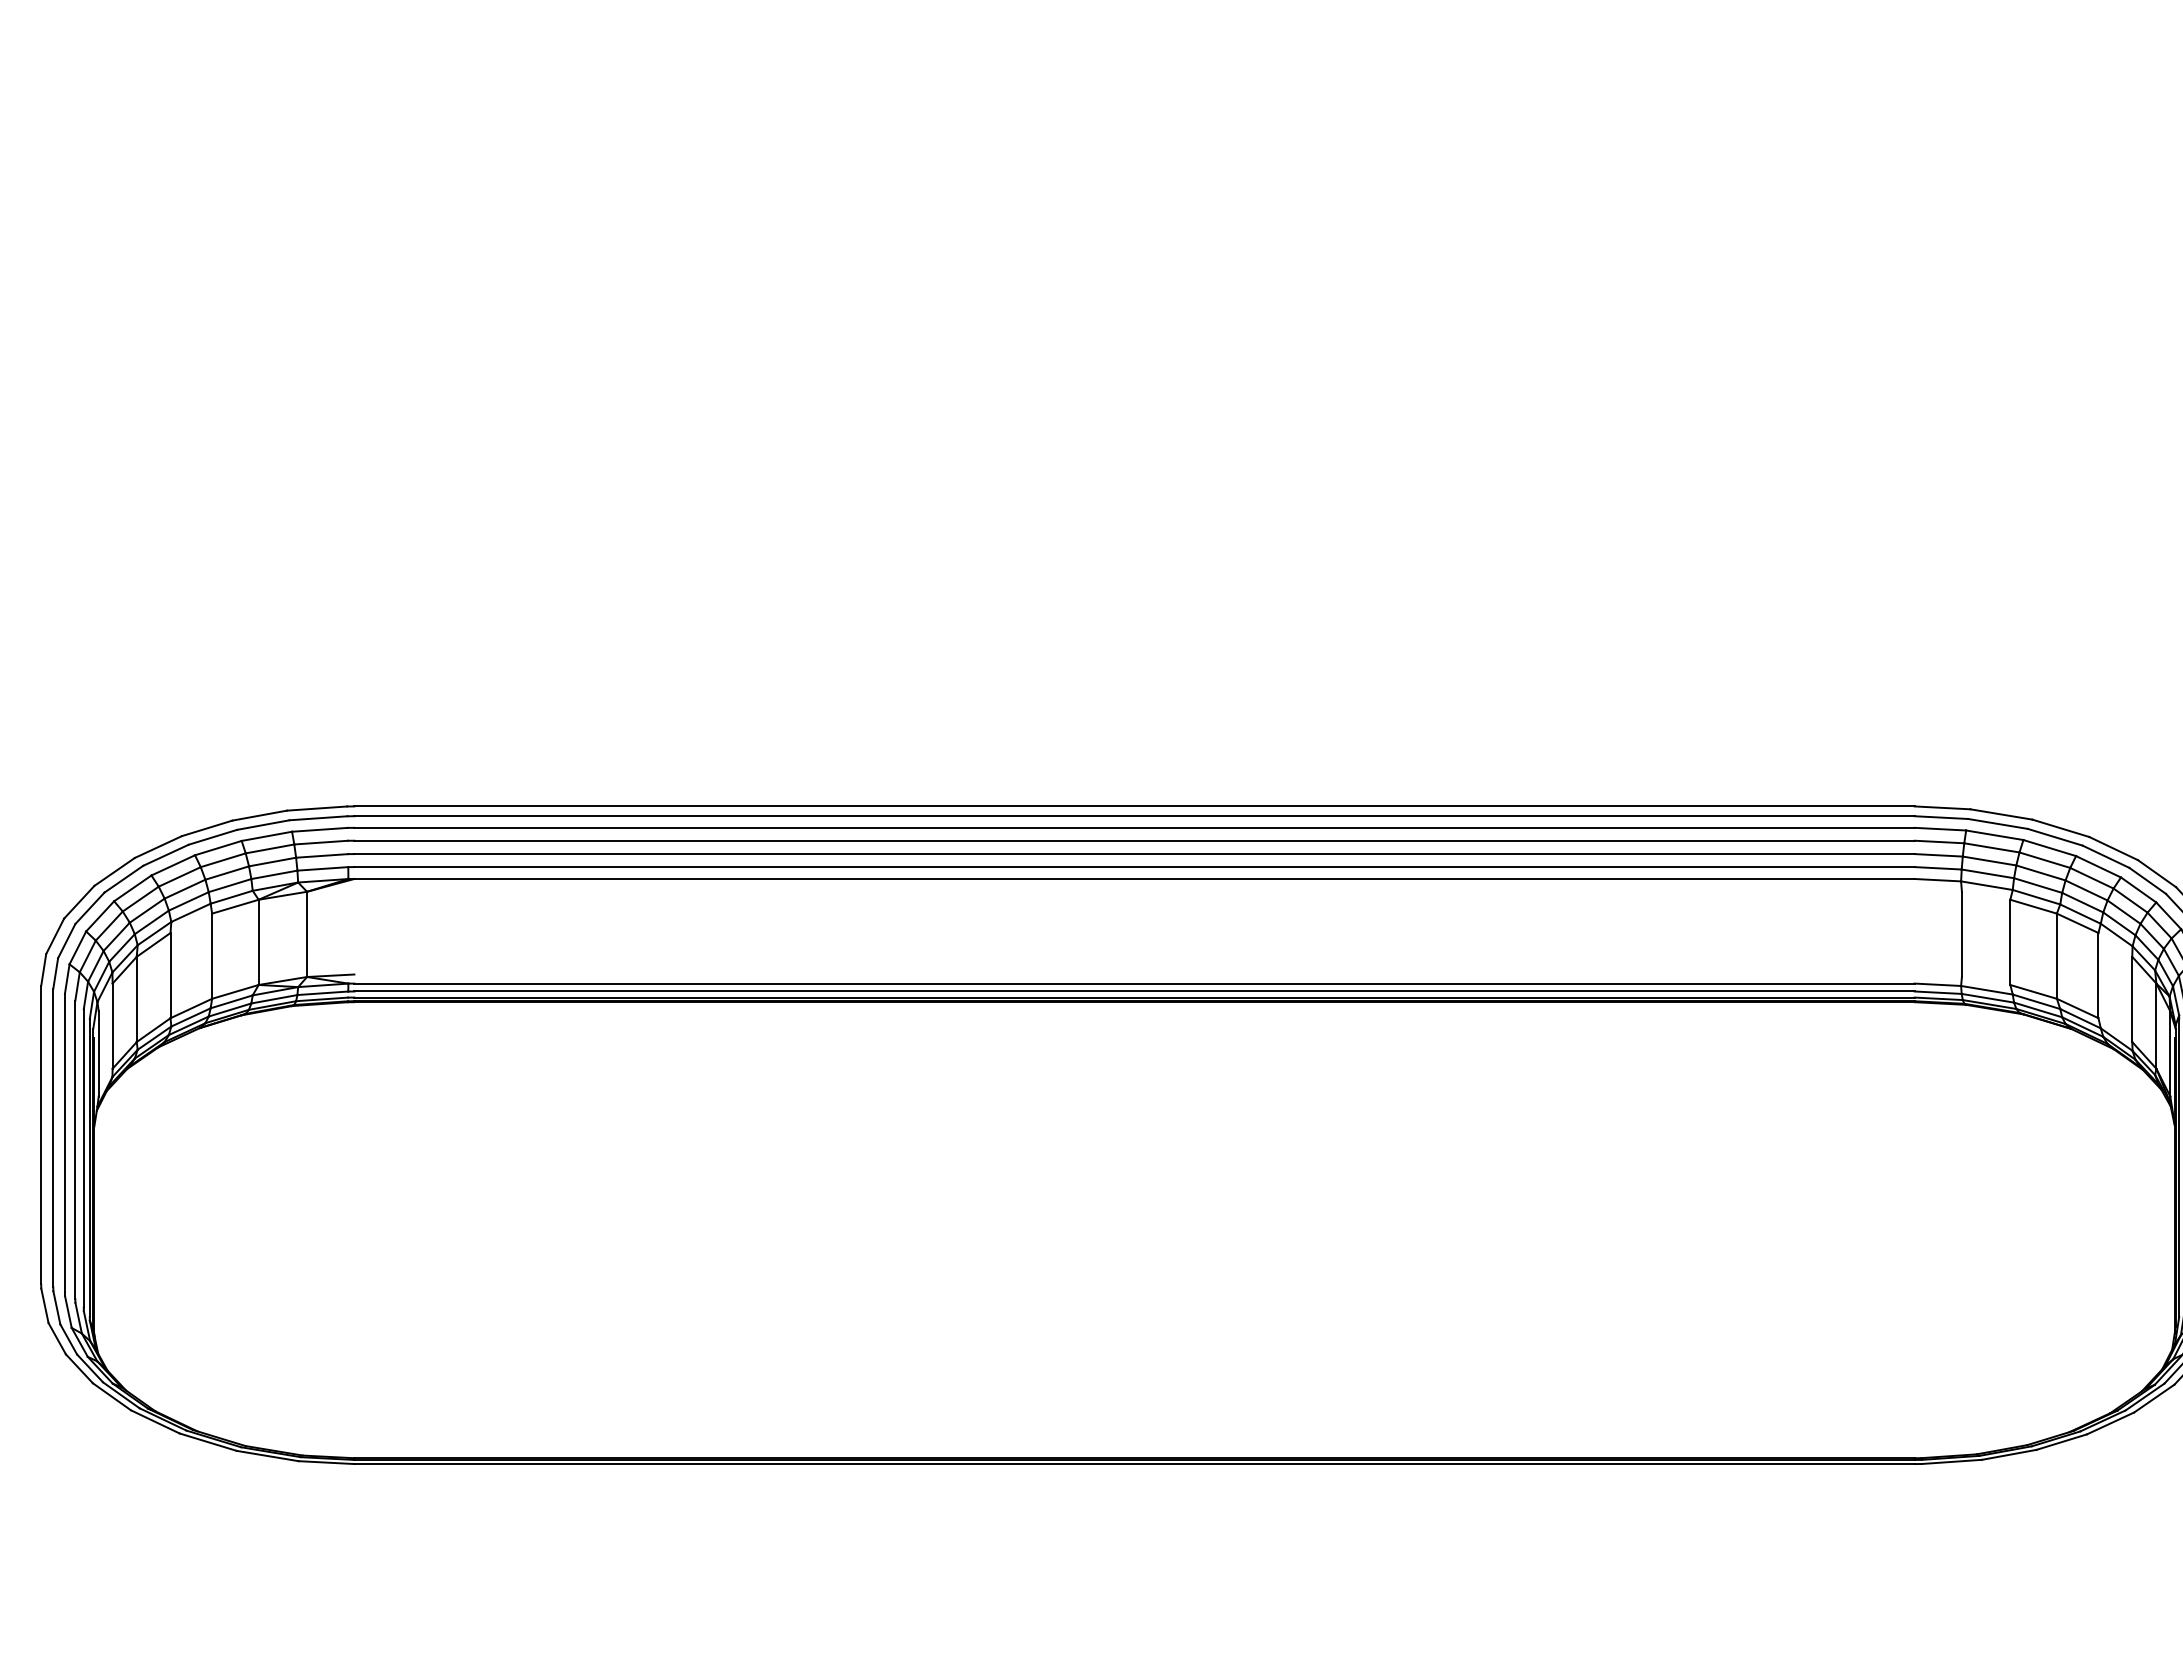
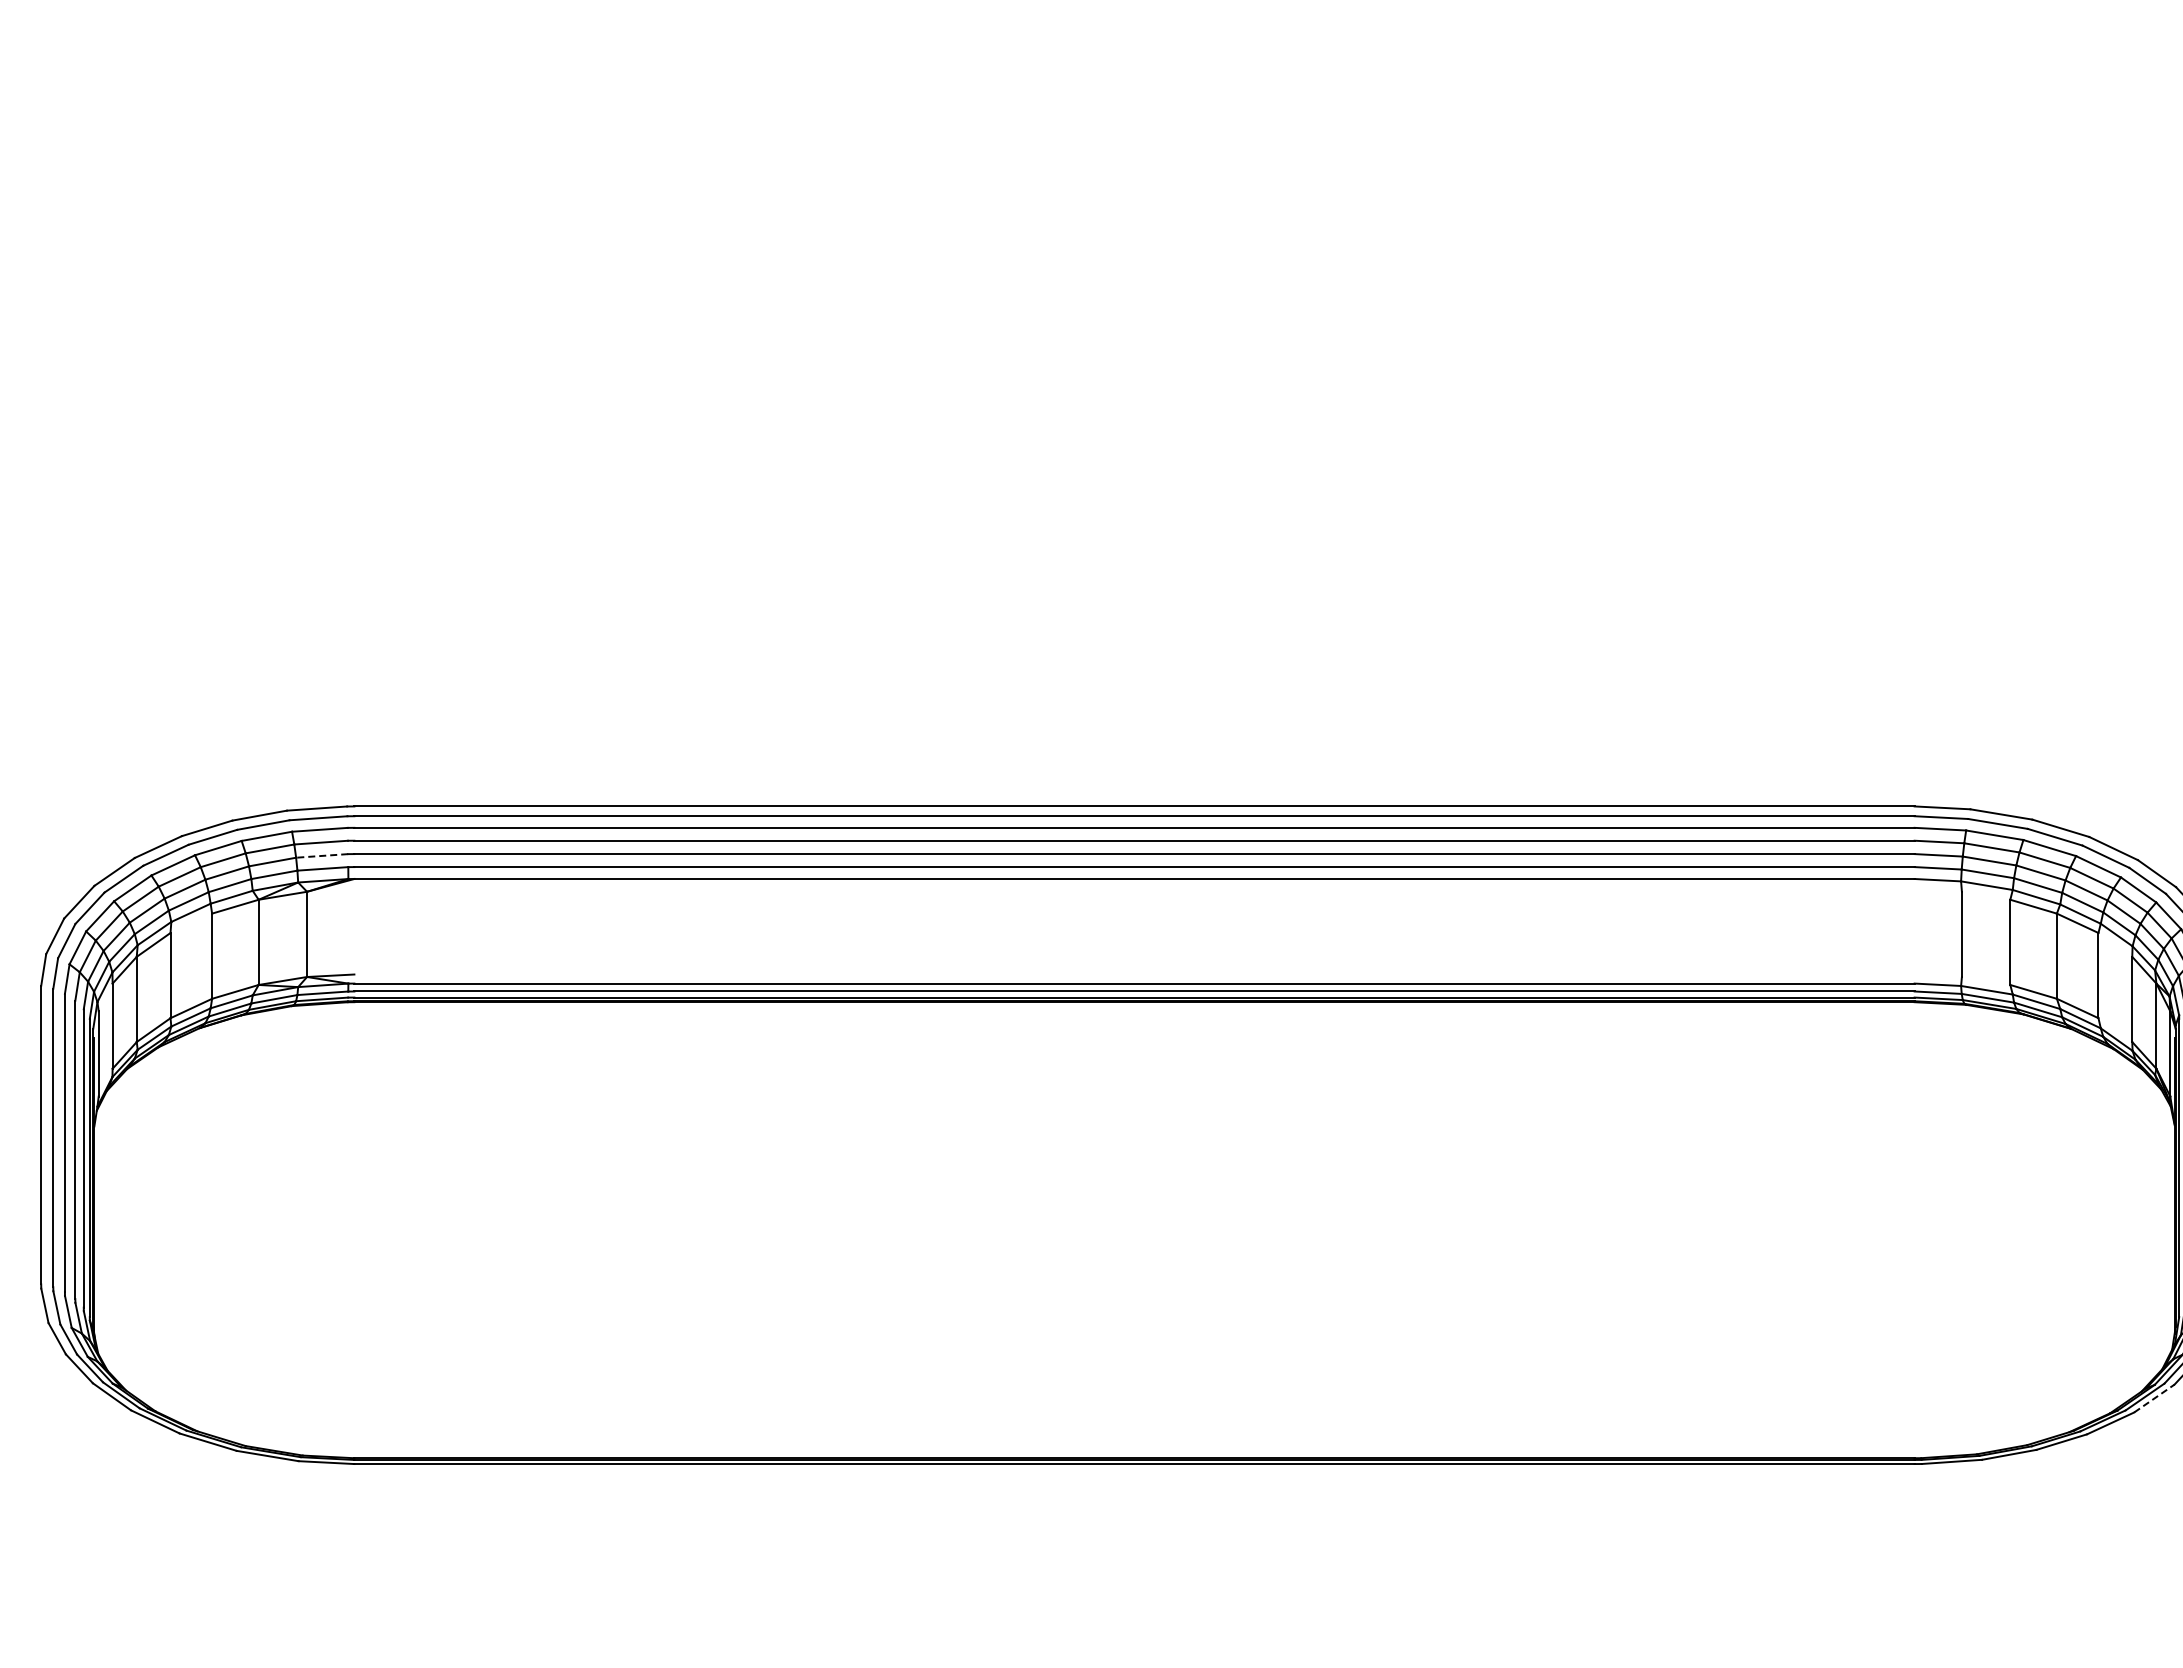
line: solid -> dashed (321, 855)
line: solid -> dashed (2154, 1398)
